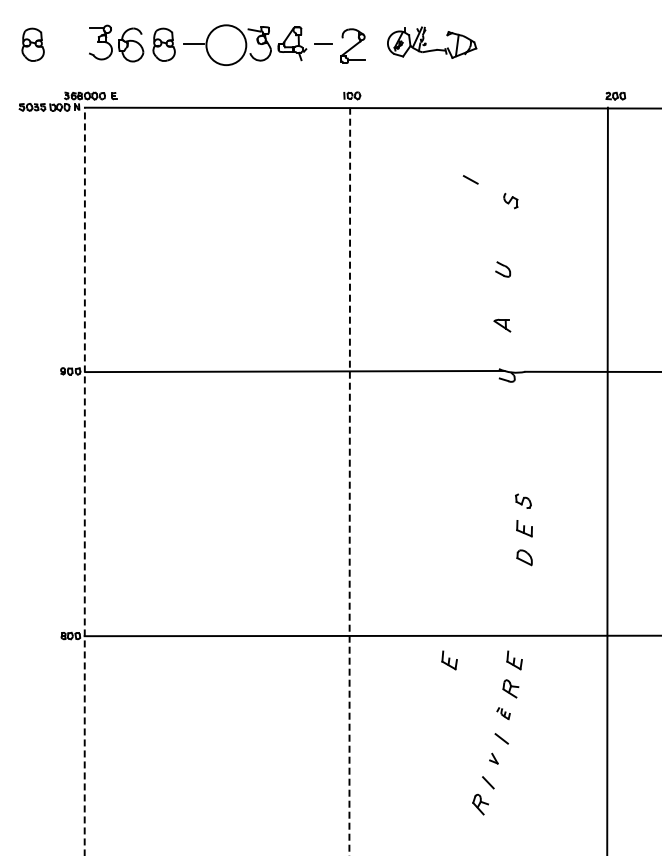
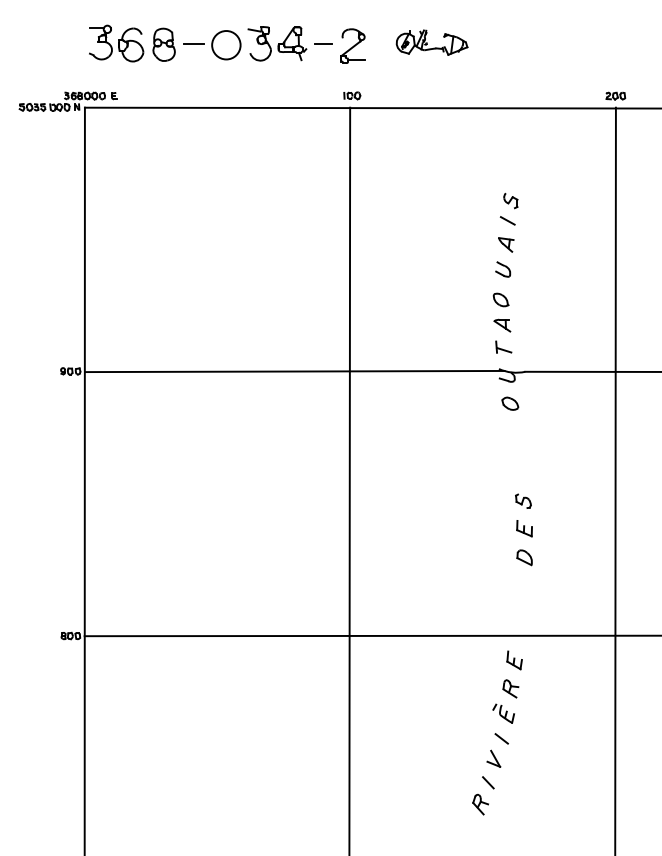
part size: 91x33 px -> 74x27 px (431, 42)
part: present -> none (32, 44)
circle diameter: 40 px -> 28 px (226, 45)
line position: (470, 179) -> (507, 220) (507, 220)
part: none -> present (506, 244)
part: none -> present (500, 299)
part: none -> present (503, 346)
part: none -> present (510, 403)
line position: (607, 479) -> (615, 479) (615, 479)
line: dashed -> solid (84, 481)
line: dashed -> solid (349, 481)
part: present -> none (449, 660)
part size: 15x13 px -> 23x21 px (503, 713)
part size: 10x13 px -> 16x19 px (493, 758)
